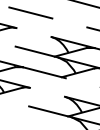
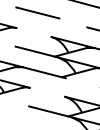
line position: (30, 12) -> (37, 12) (37, 12)
